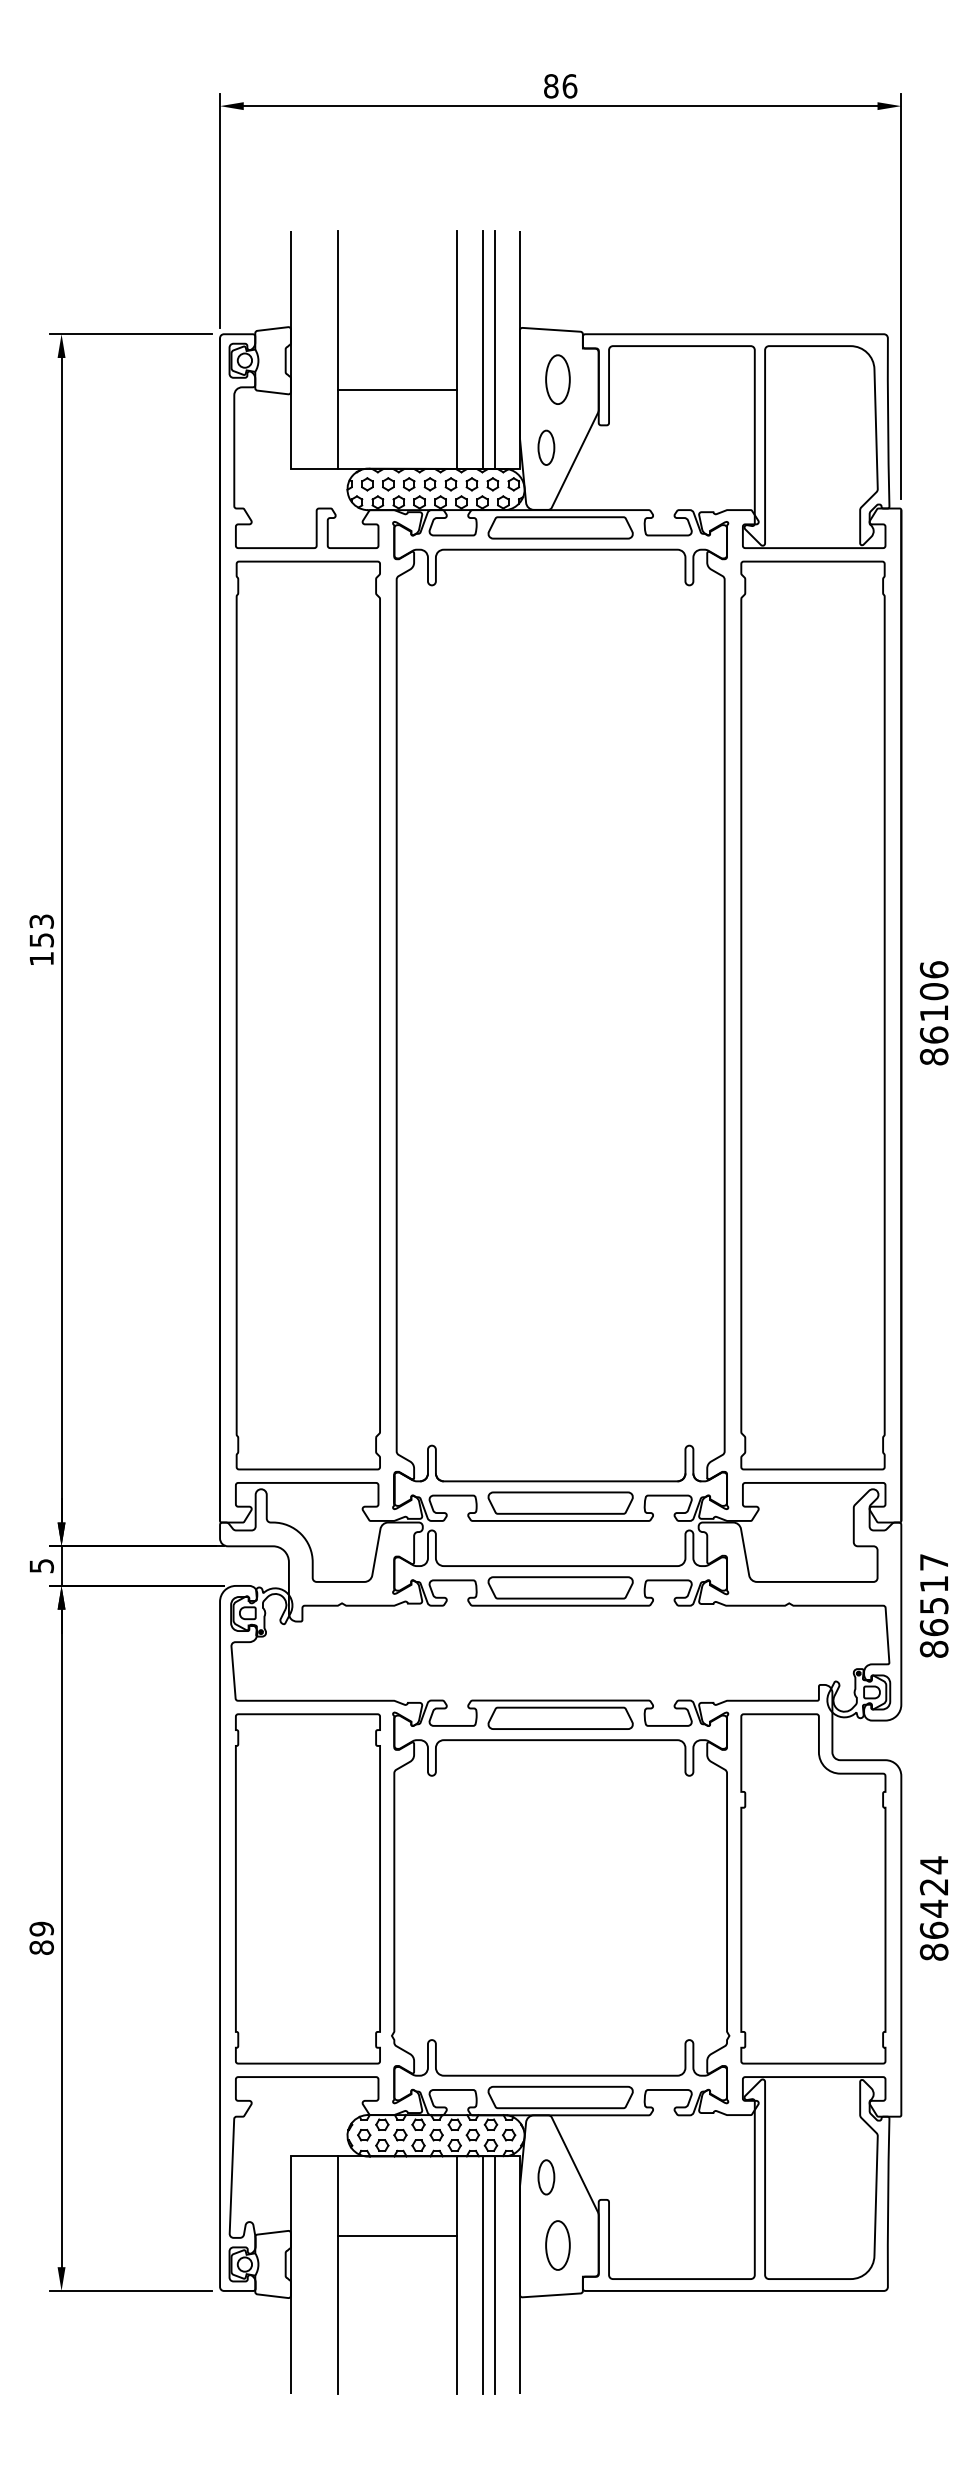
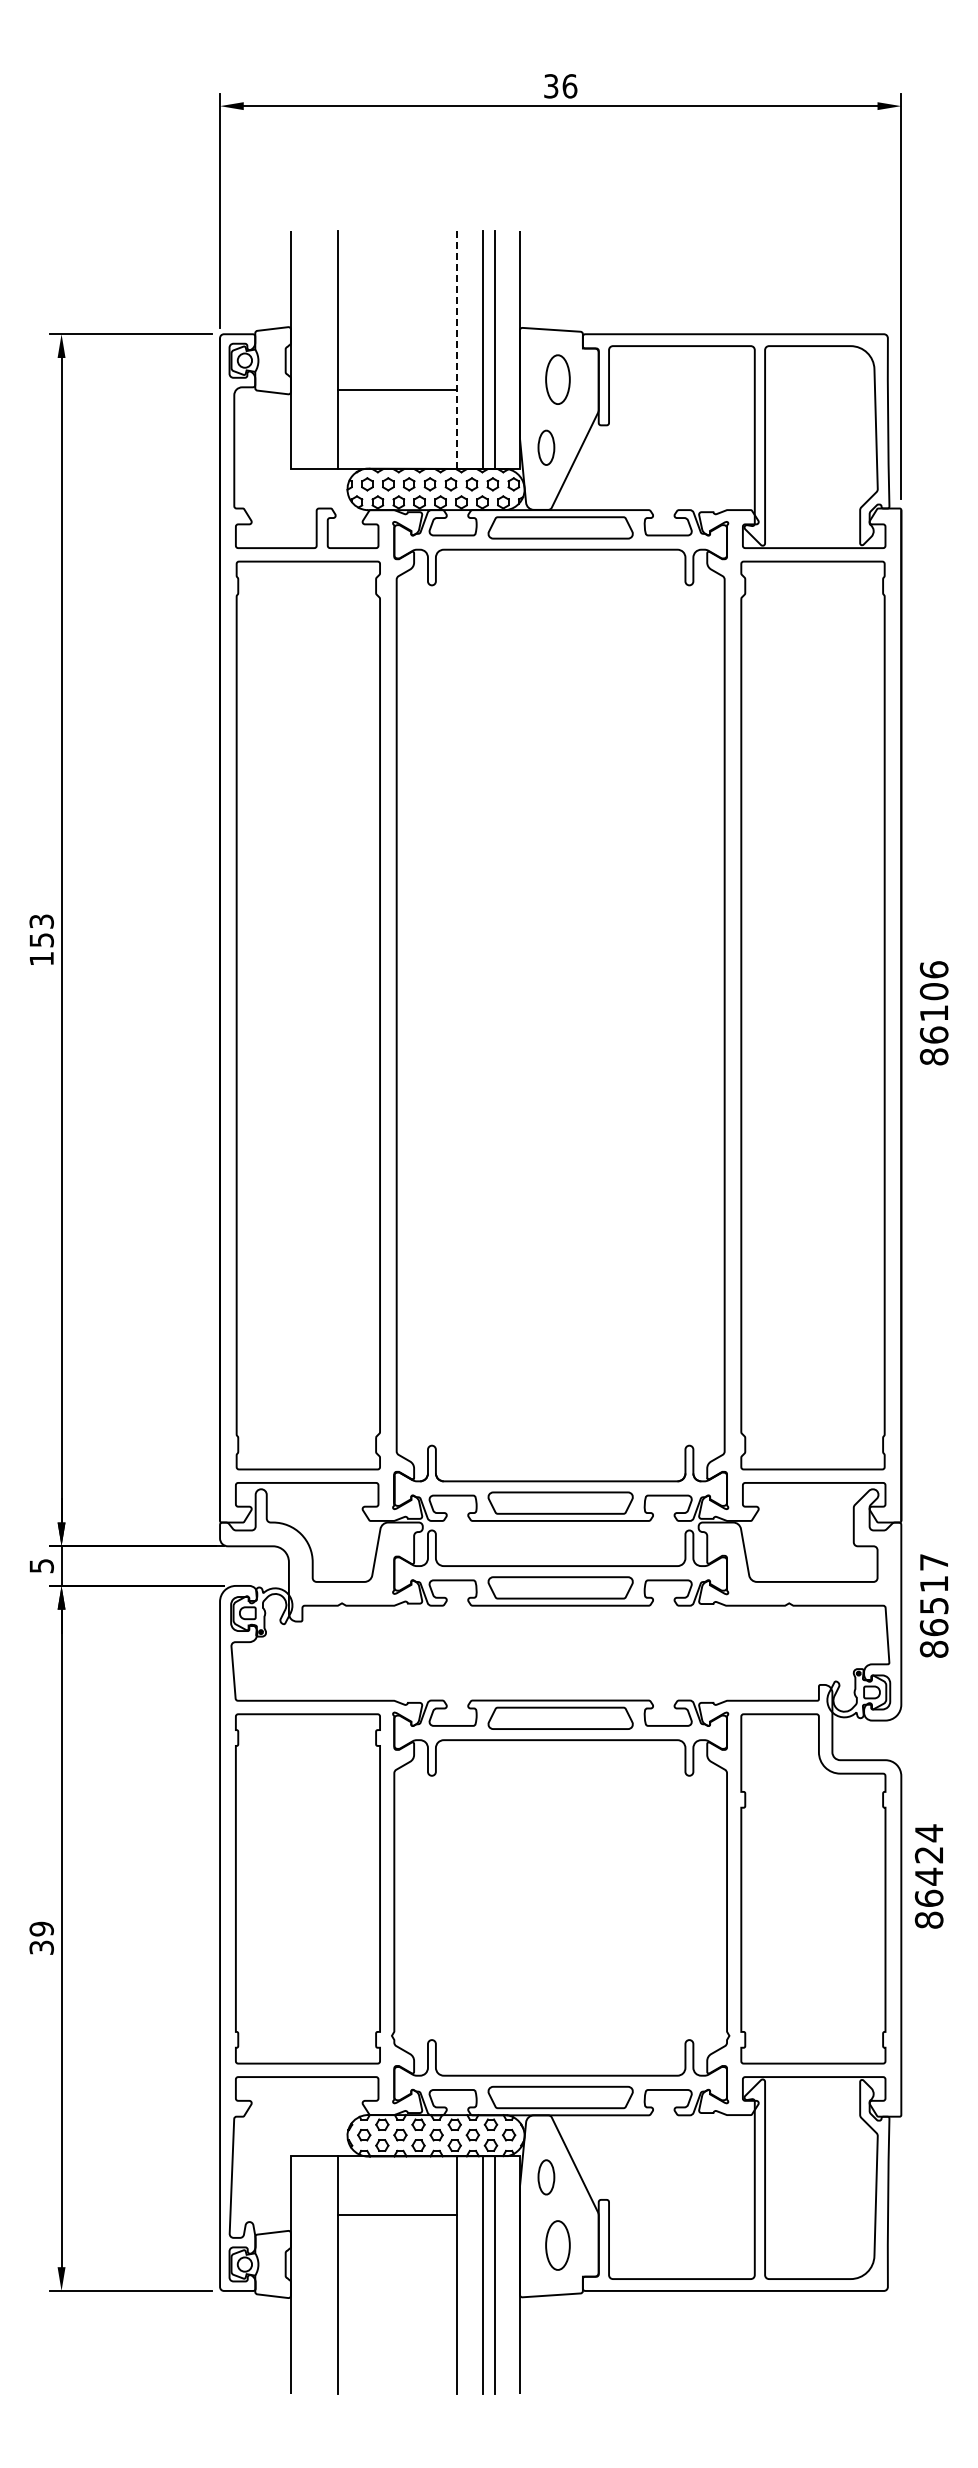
text: 86 -> 36 (551, 86)
line: solid -> dashed (457, 350)
text position: (933, 1908) -> (928, 1876) (928, 1876)
text: 89 -> 39 (41, 1947)
line position: (397, 2235) -> (397, 2214) (397, 2214)
